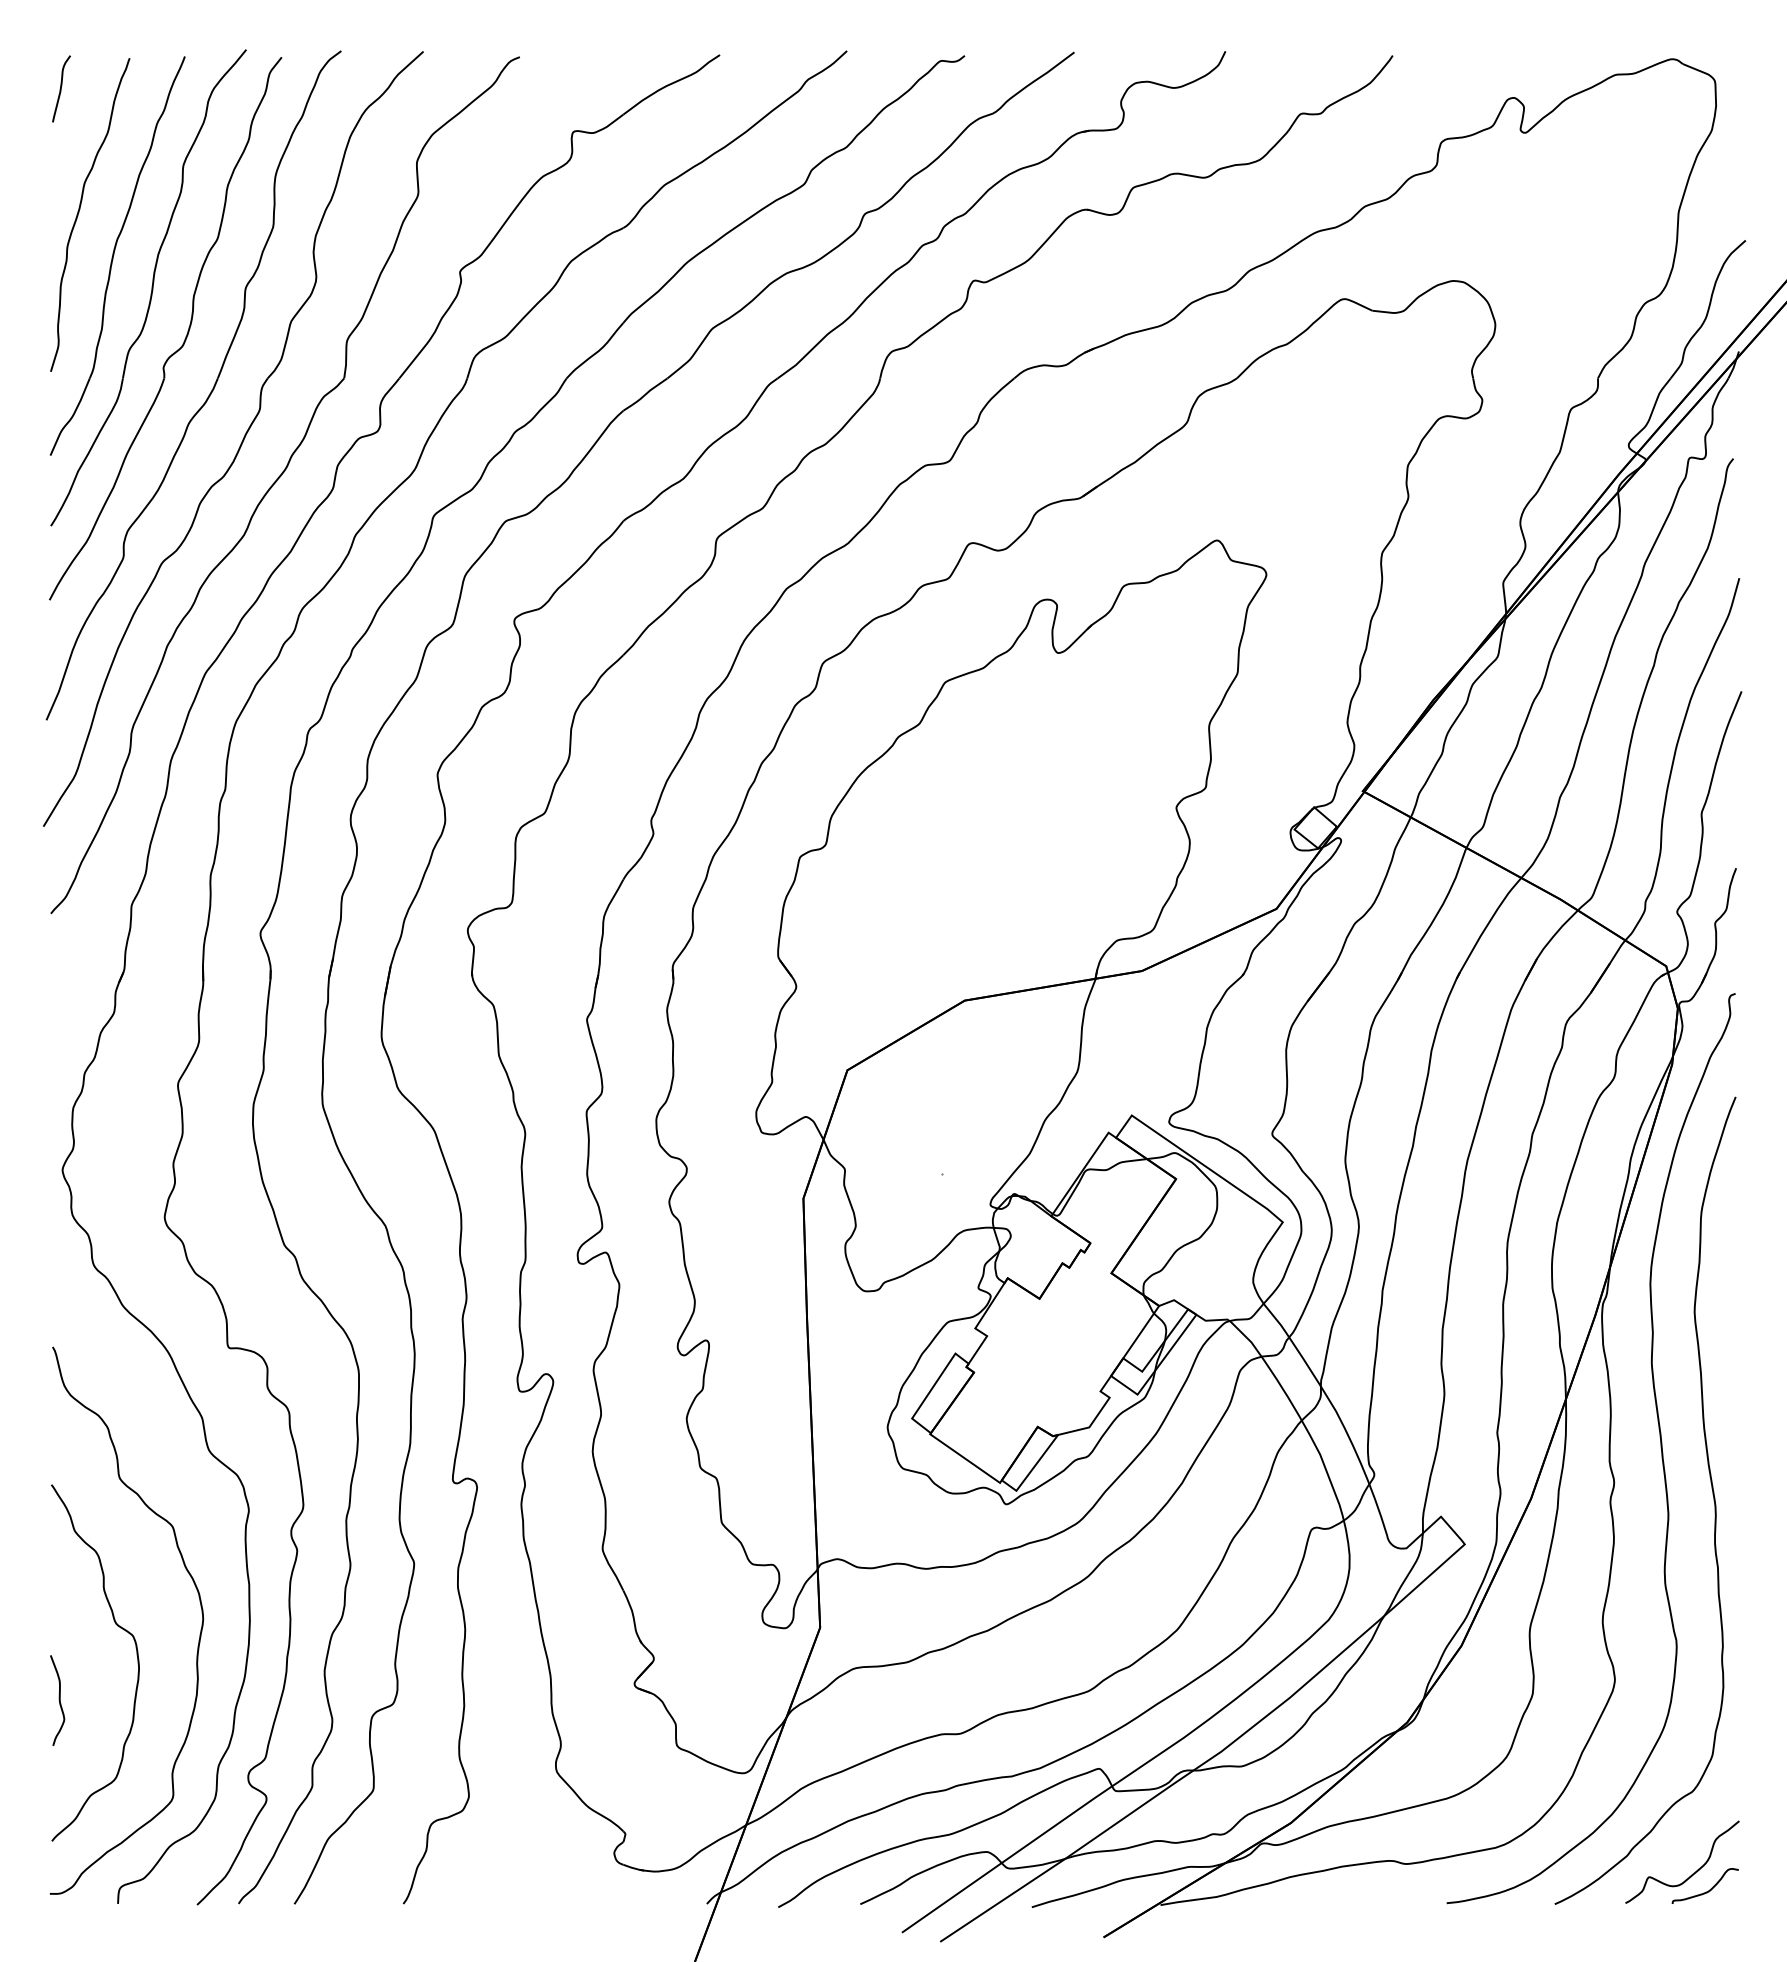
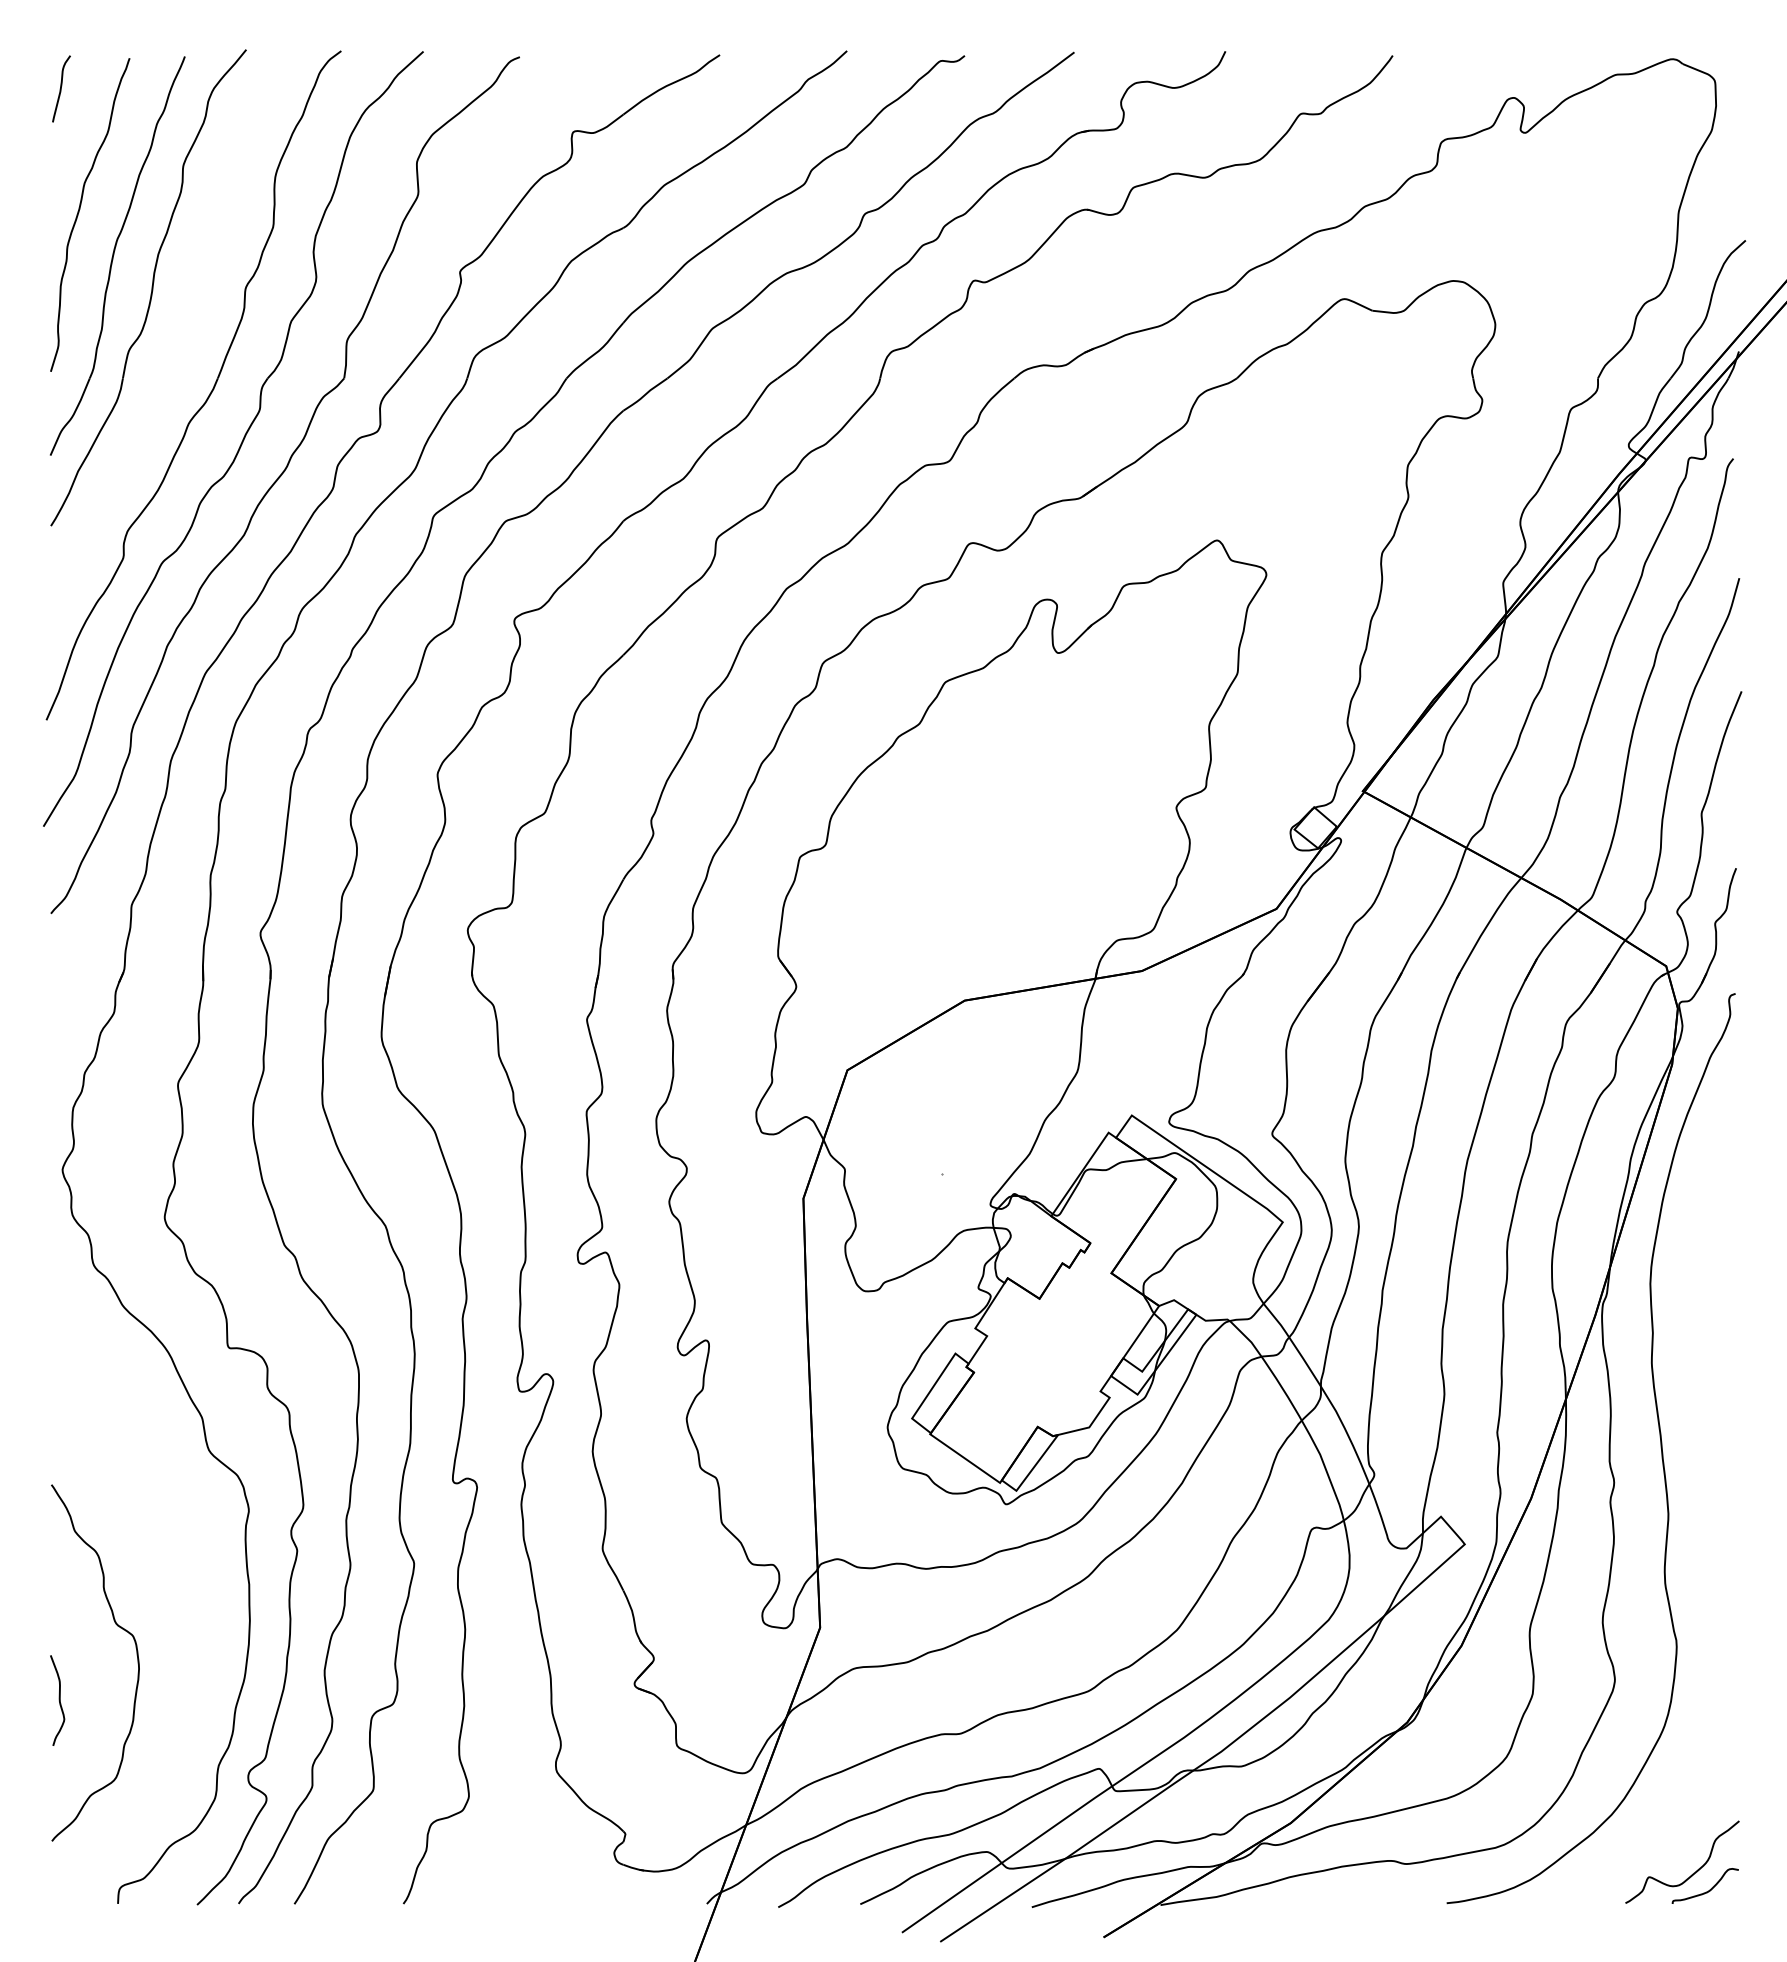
part: present -> none (185, 336)
curve: present -> none (1711, 1488)
curve: present -> none (199, 1634)
